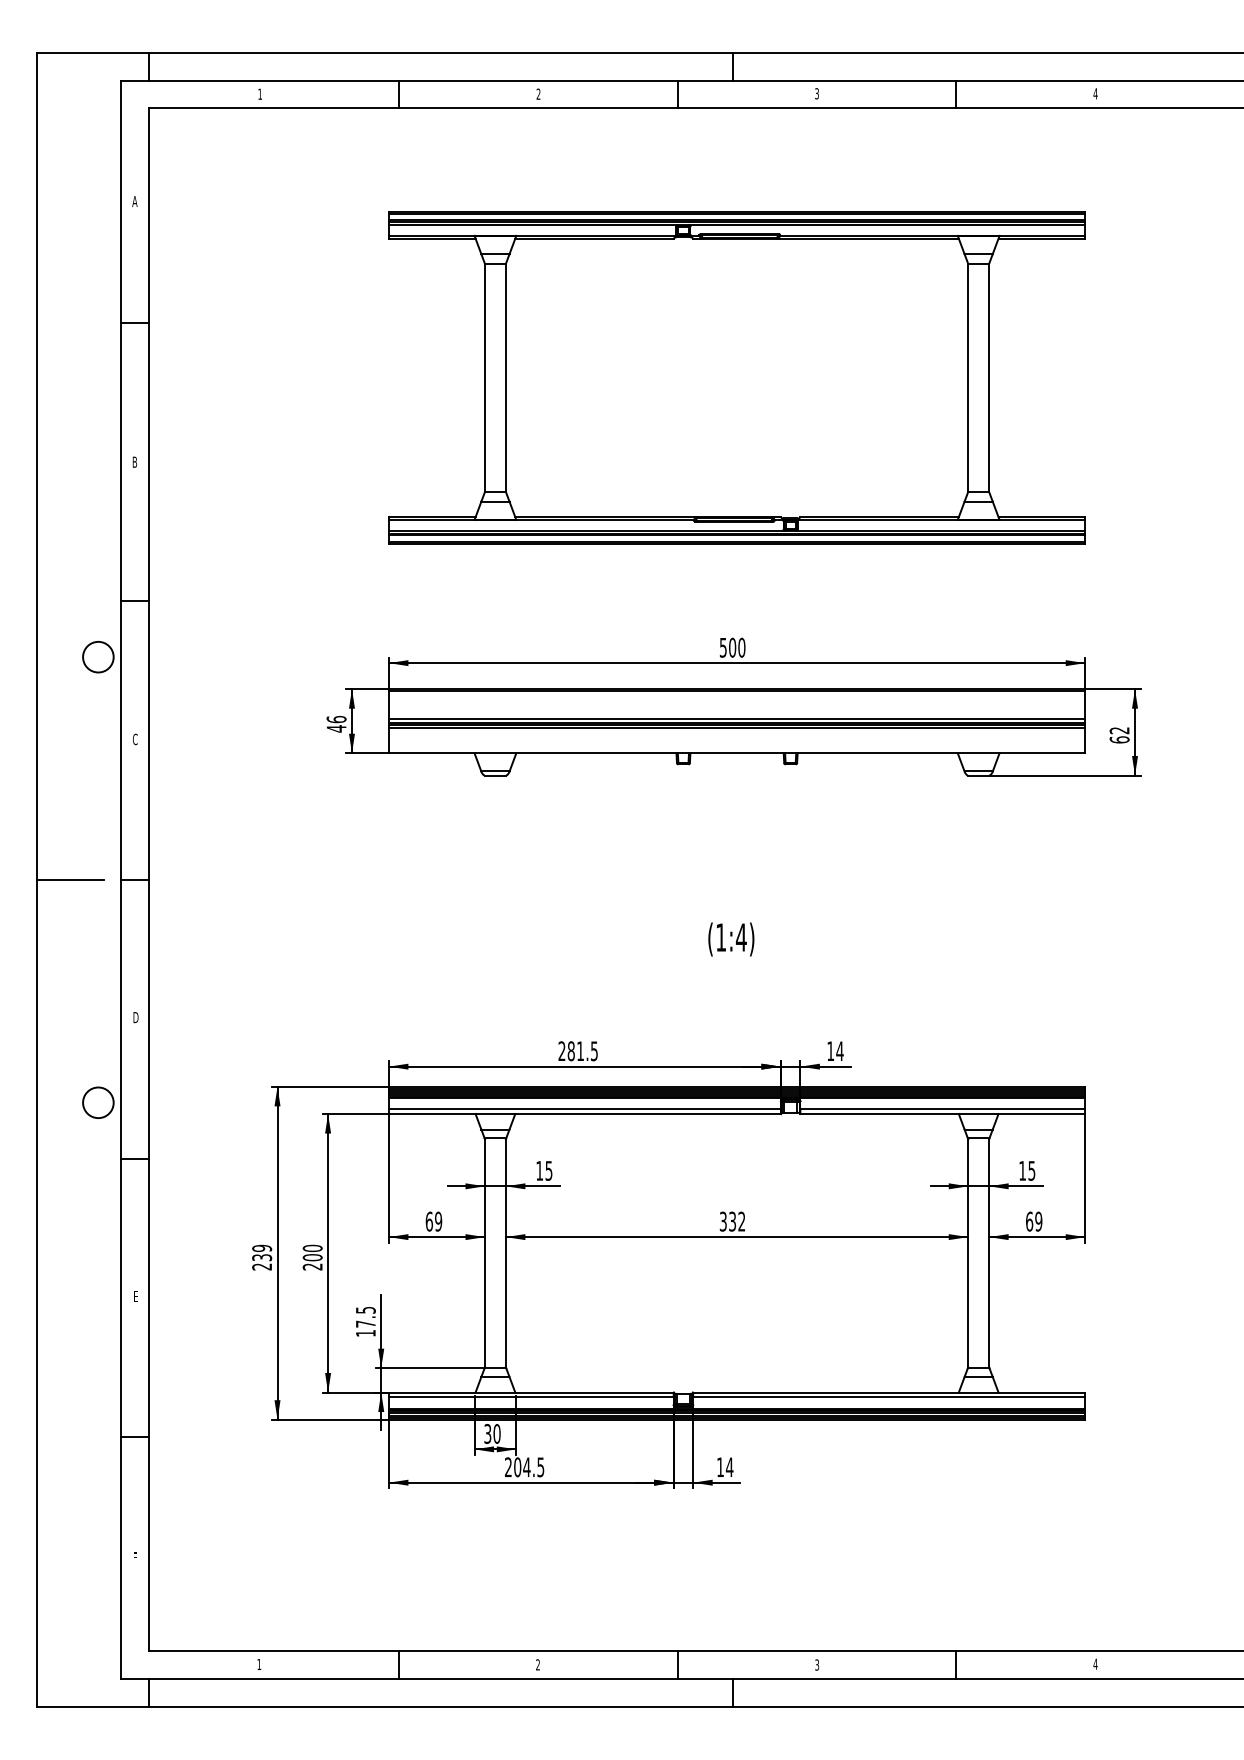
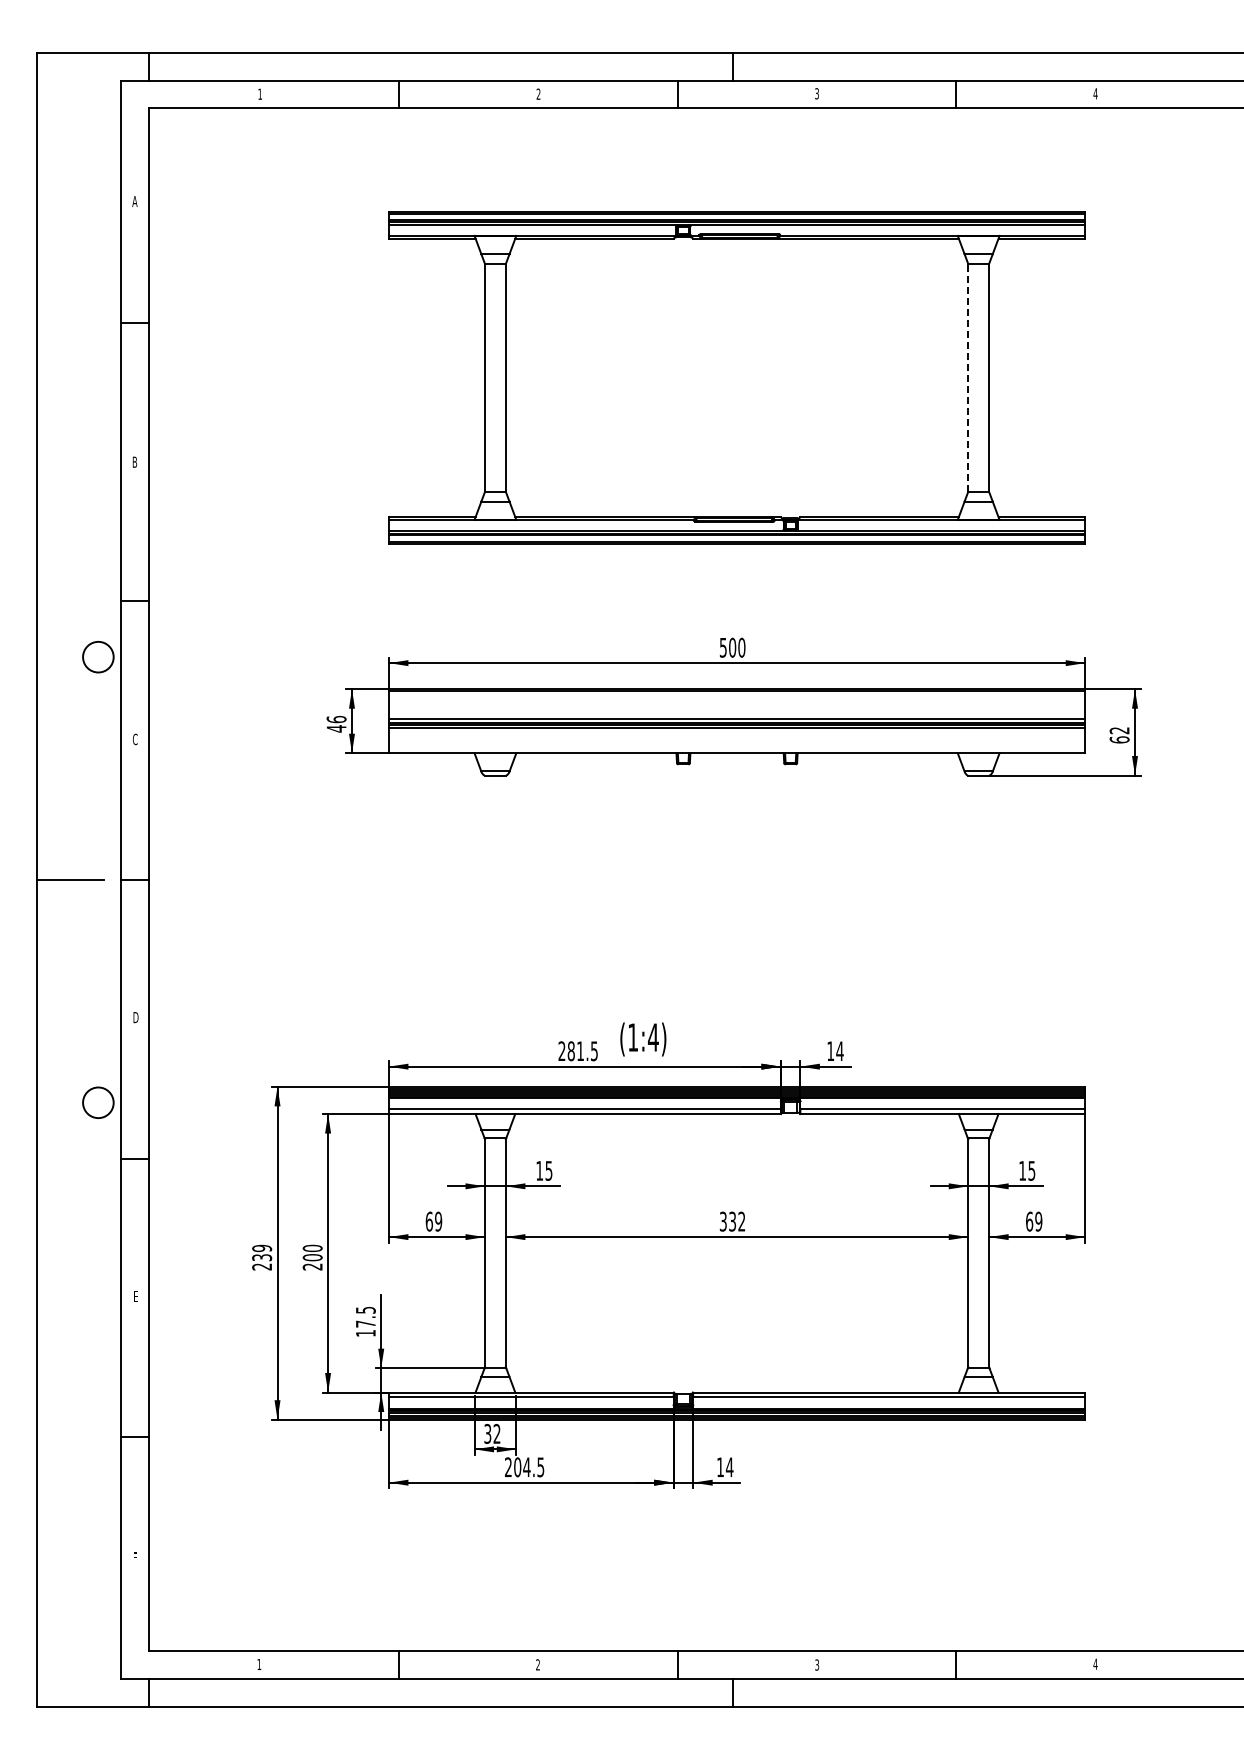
line: solid -> dashed (968, 377)
text position: (731, 939) -> (643, 1039) (643, 1039)
text: 30 -> 32 (496, 1433)
